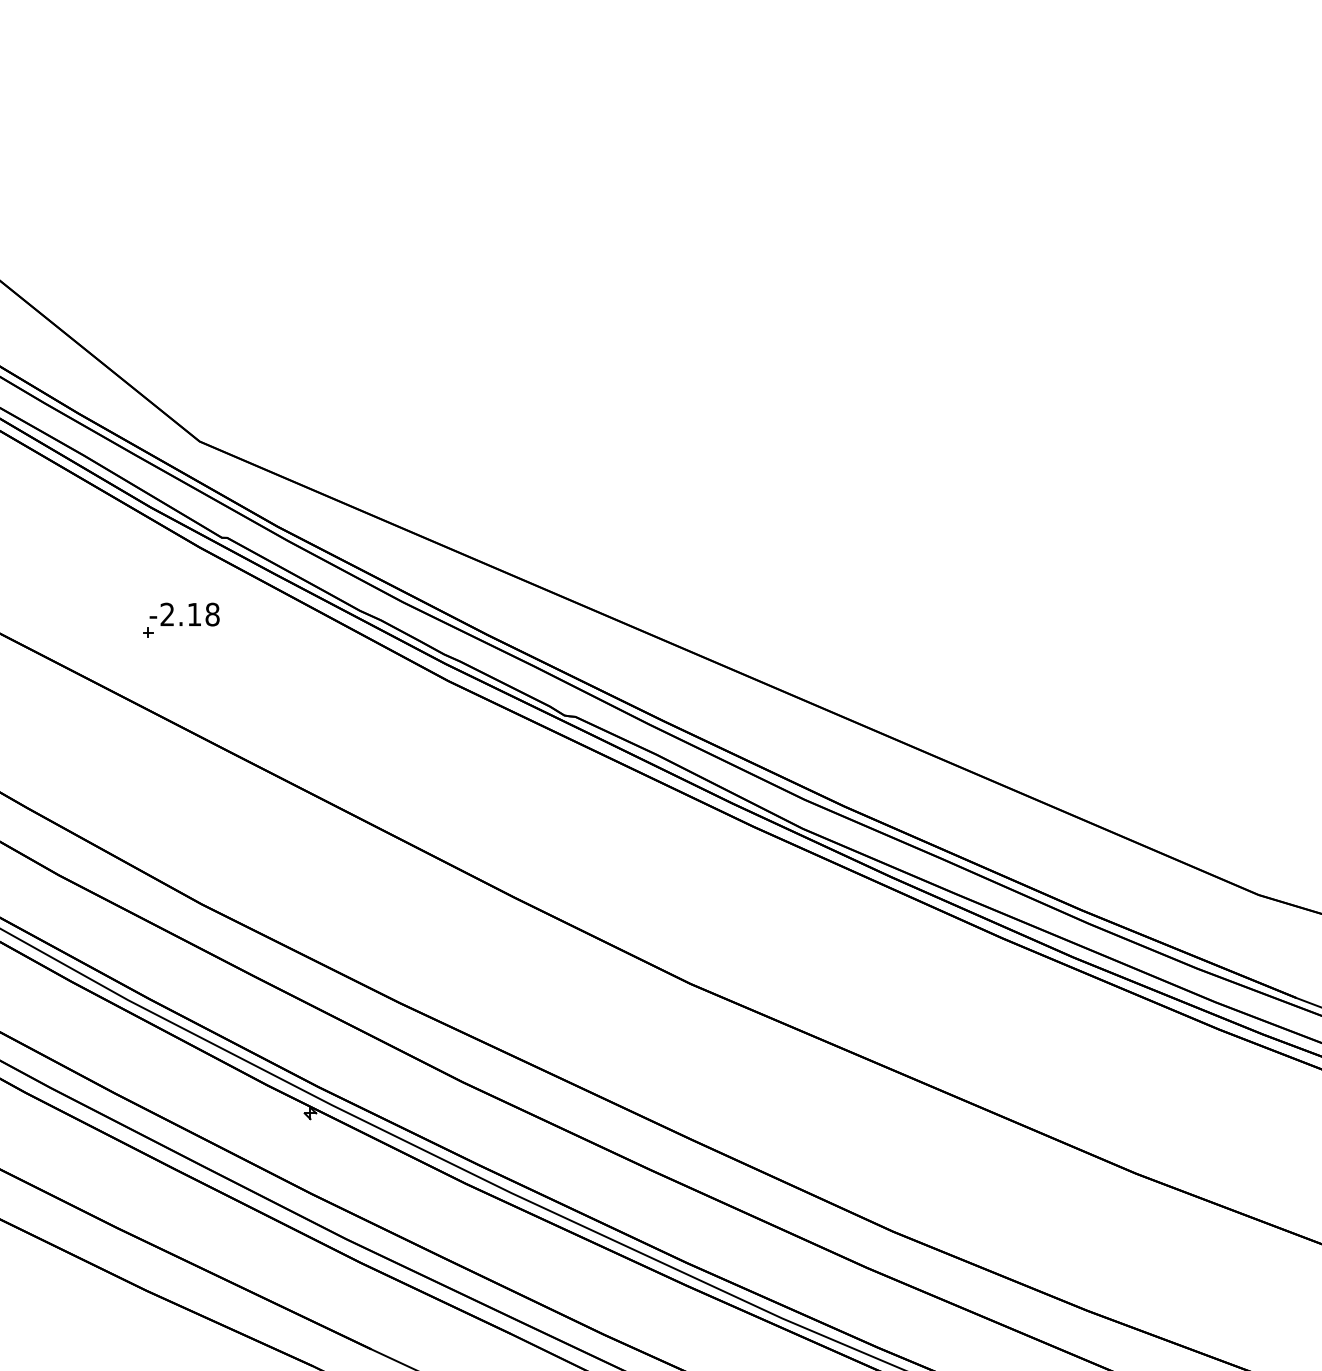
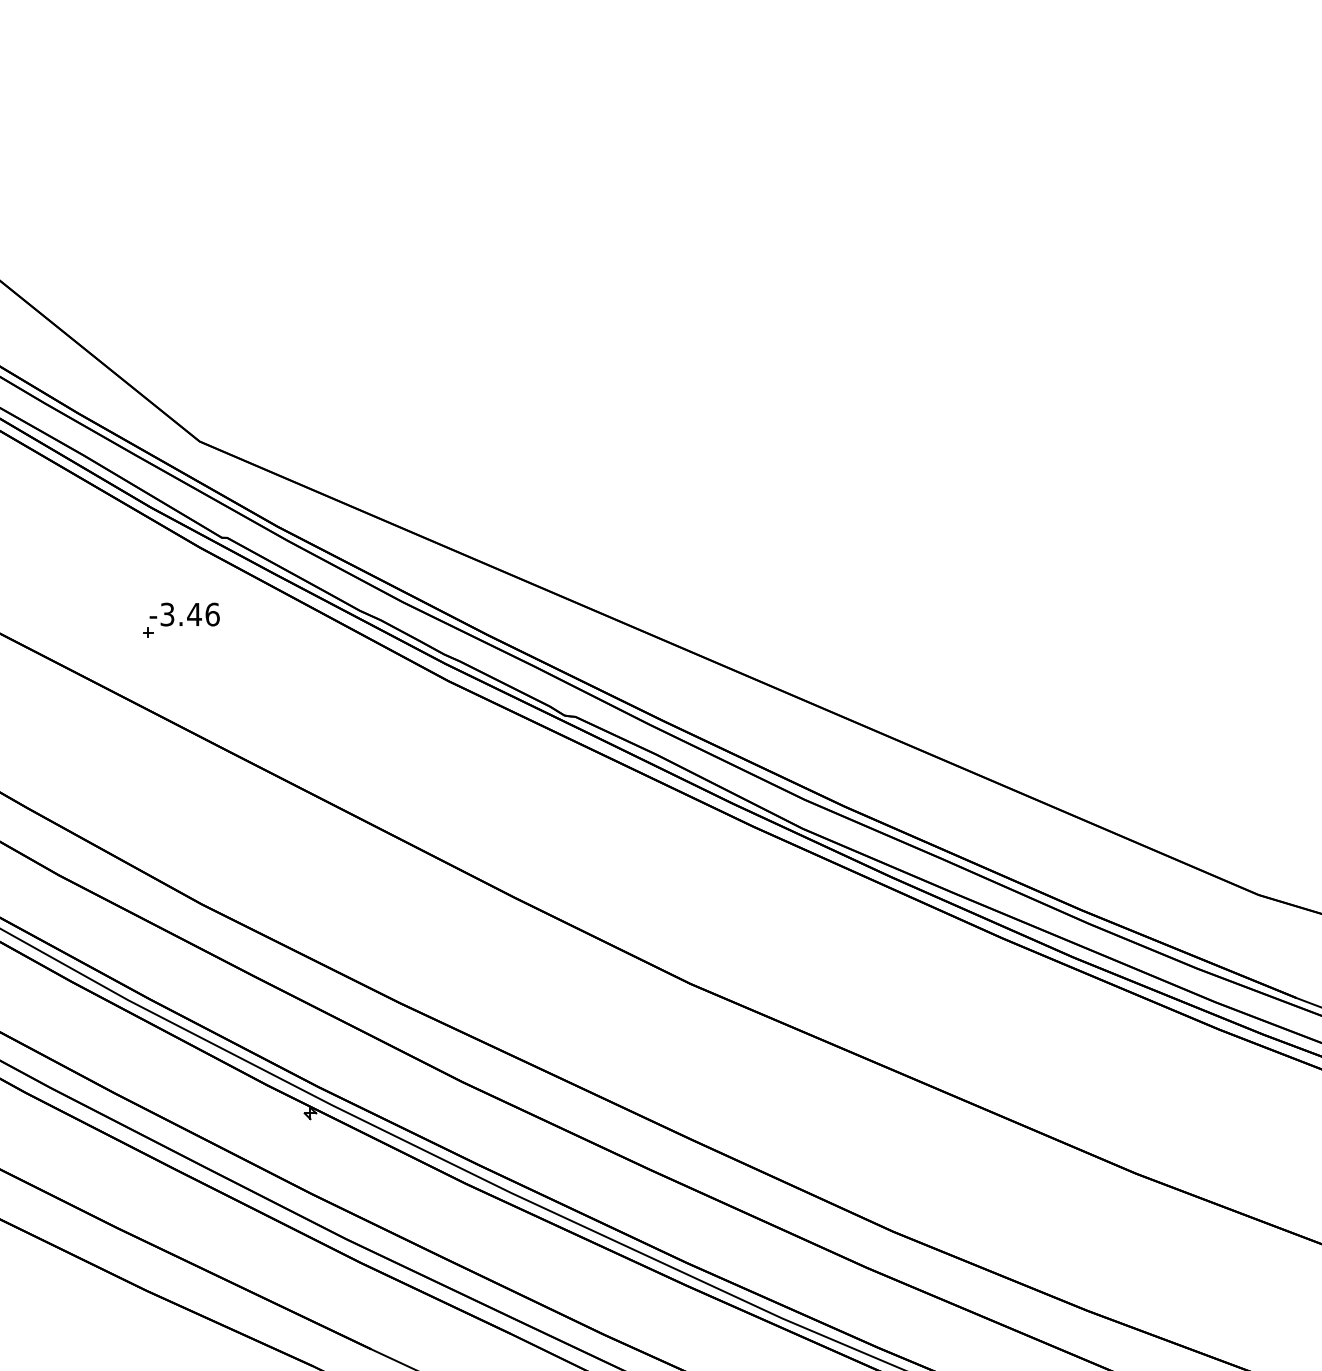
text: -2.18 -> -3.46 (189, 614)
